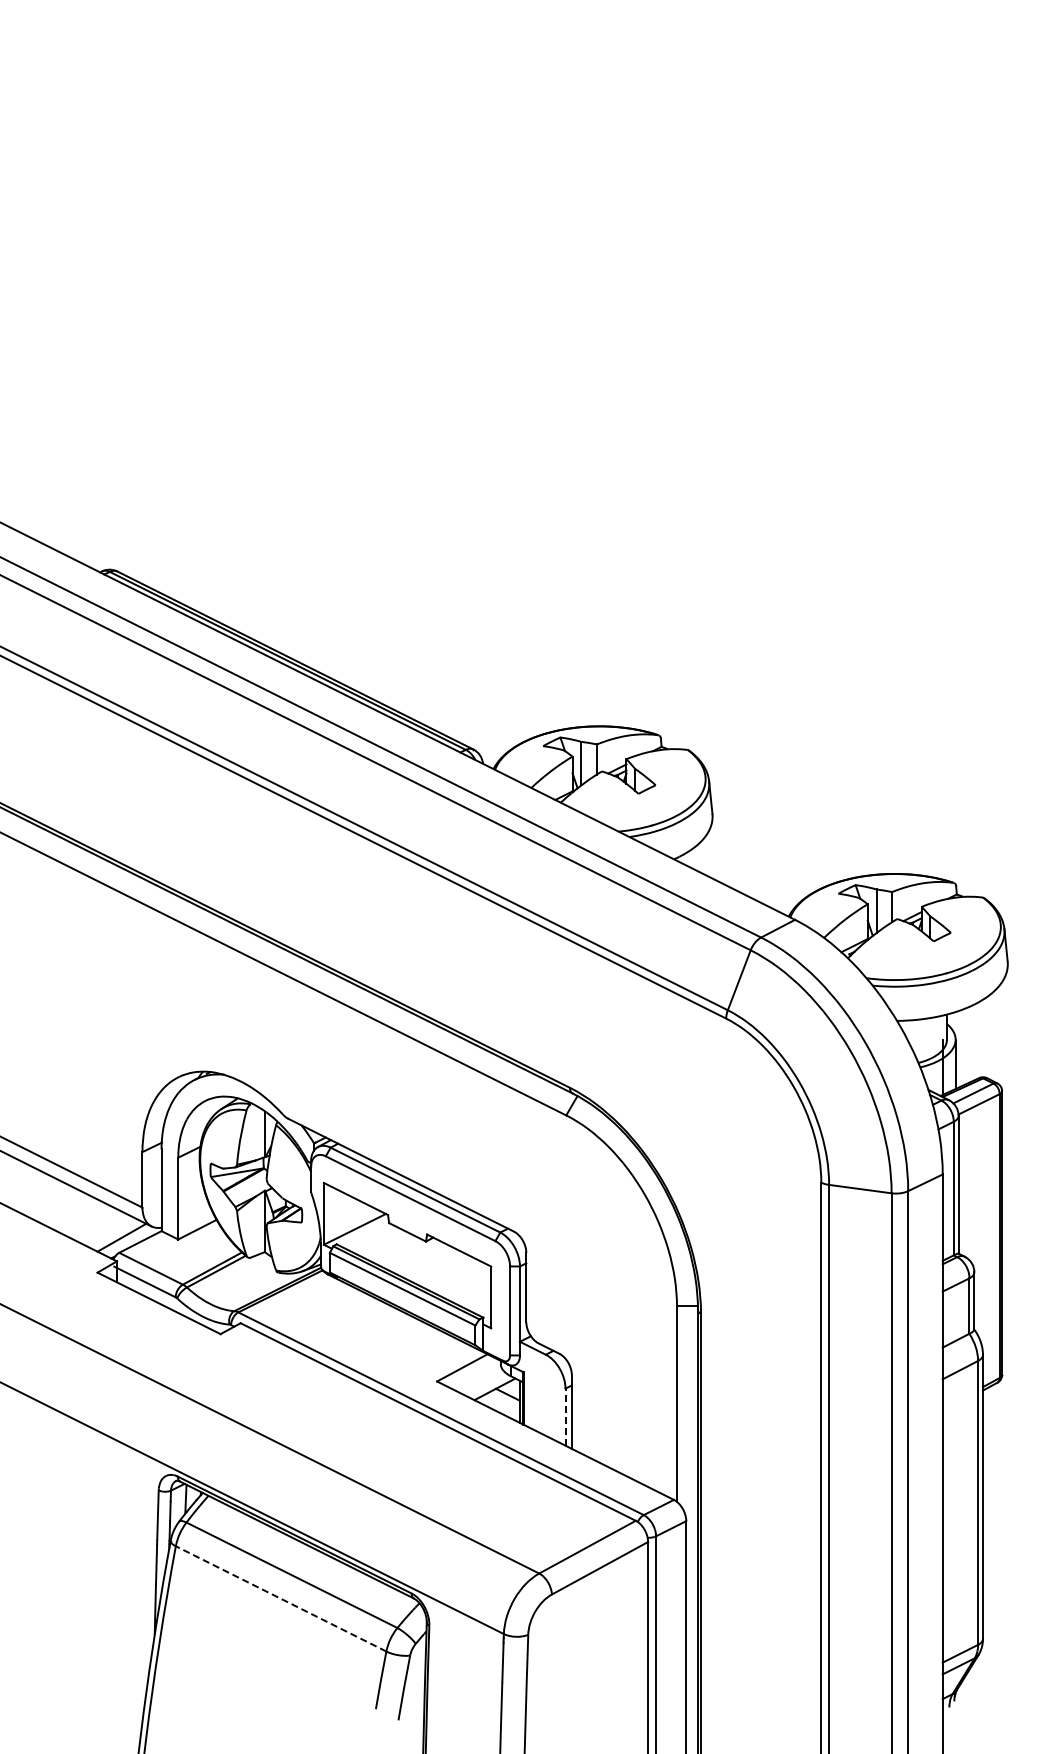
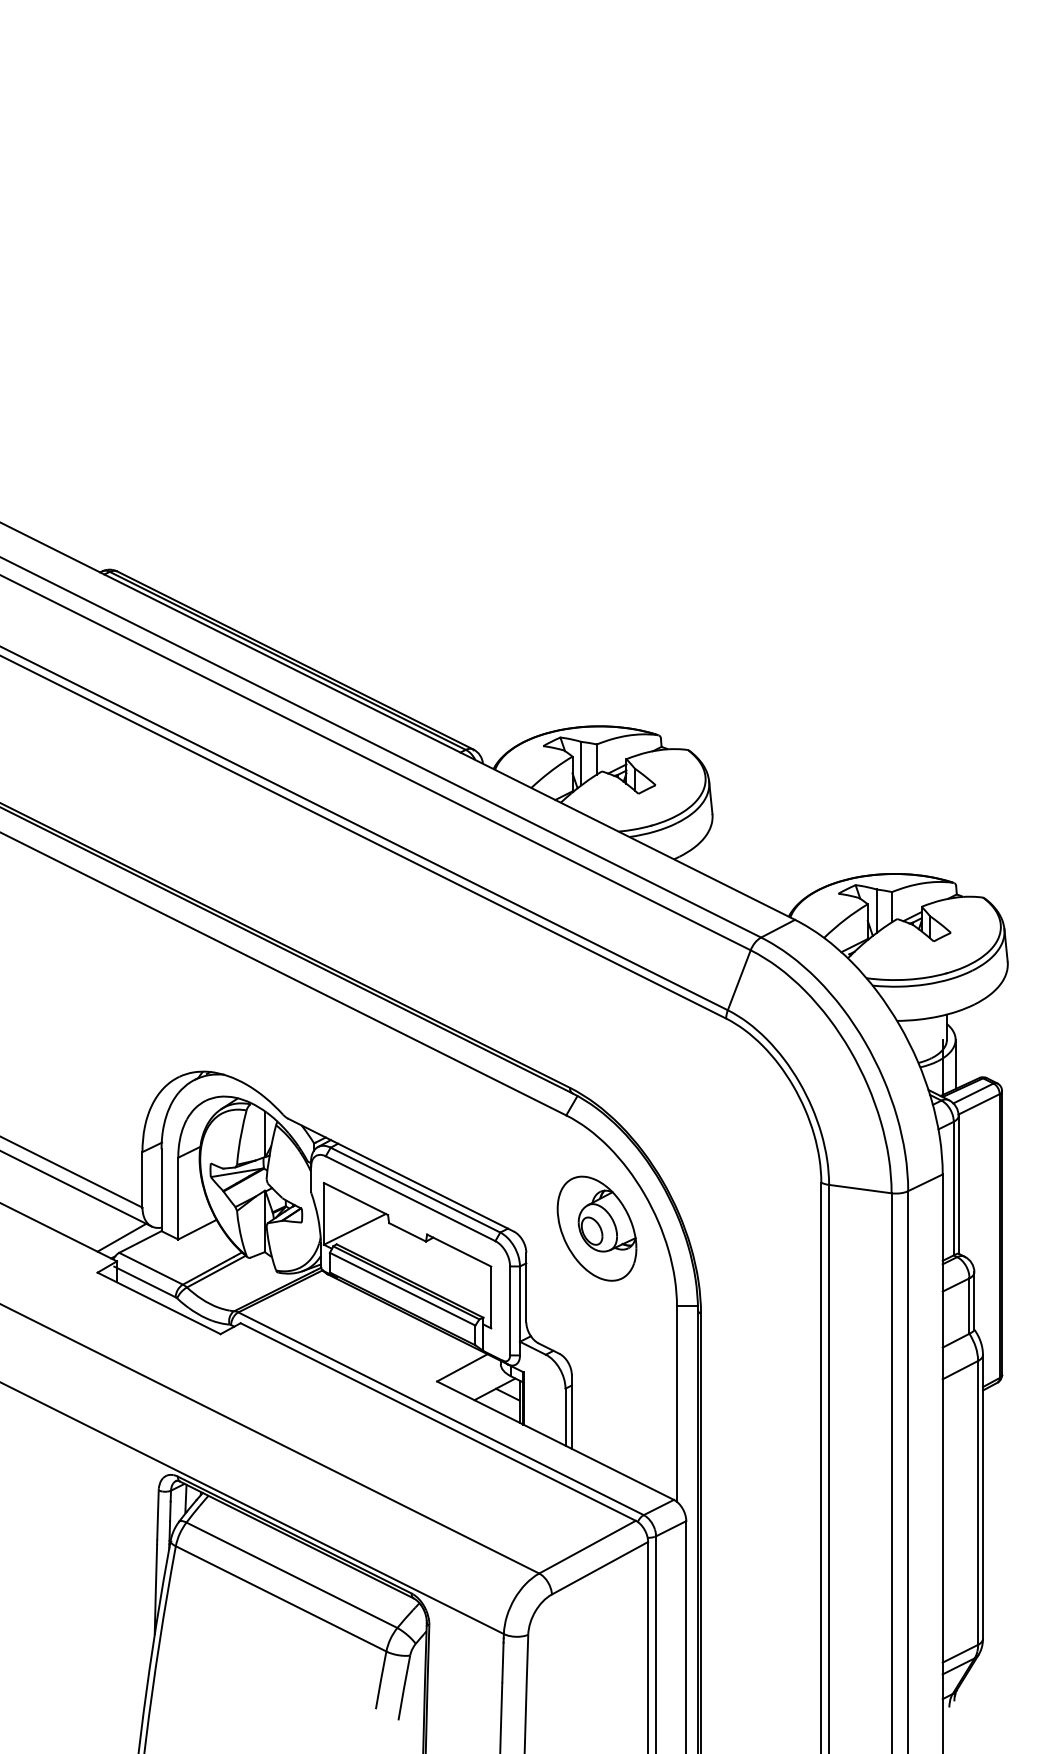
part: none -> present (596, 1228)
line: dashed -> solid (565, 1417)
line: dashed -> solid (281, 1598)
